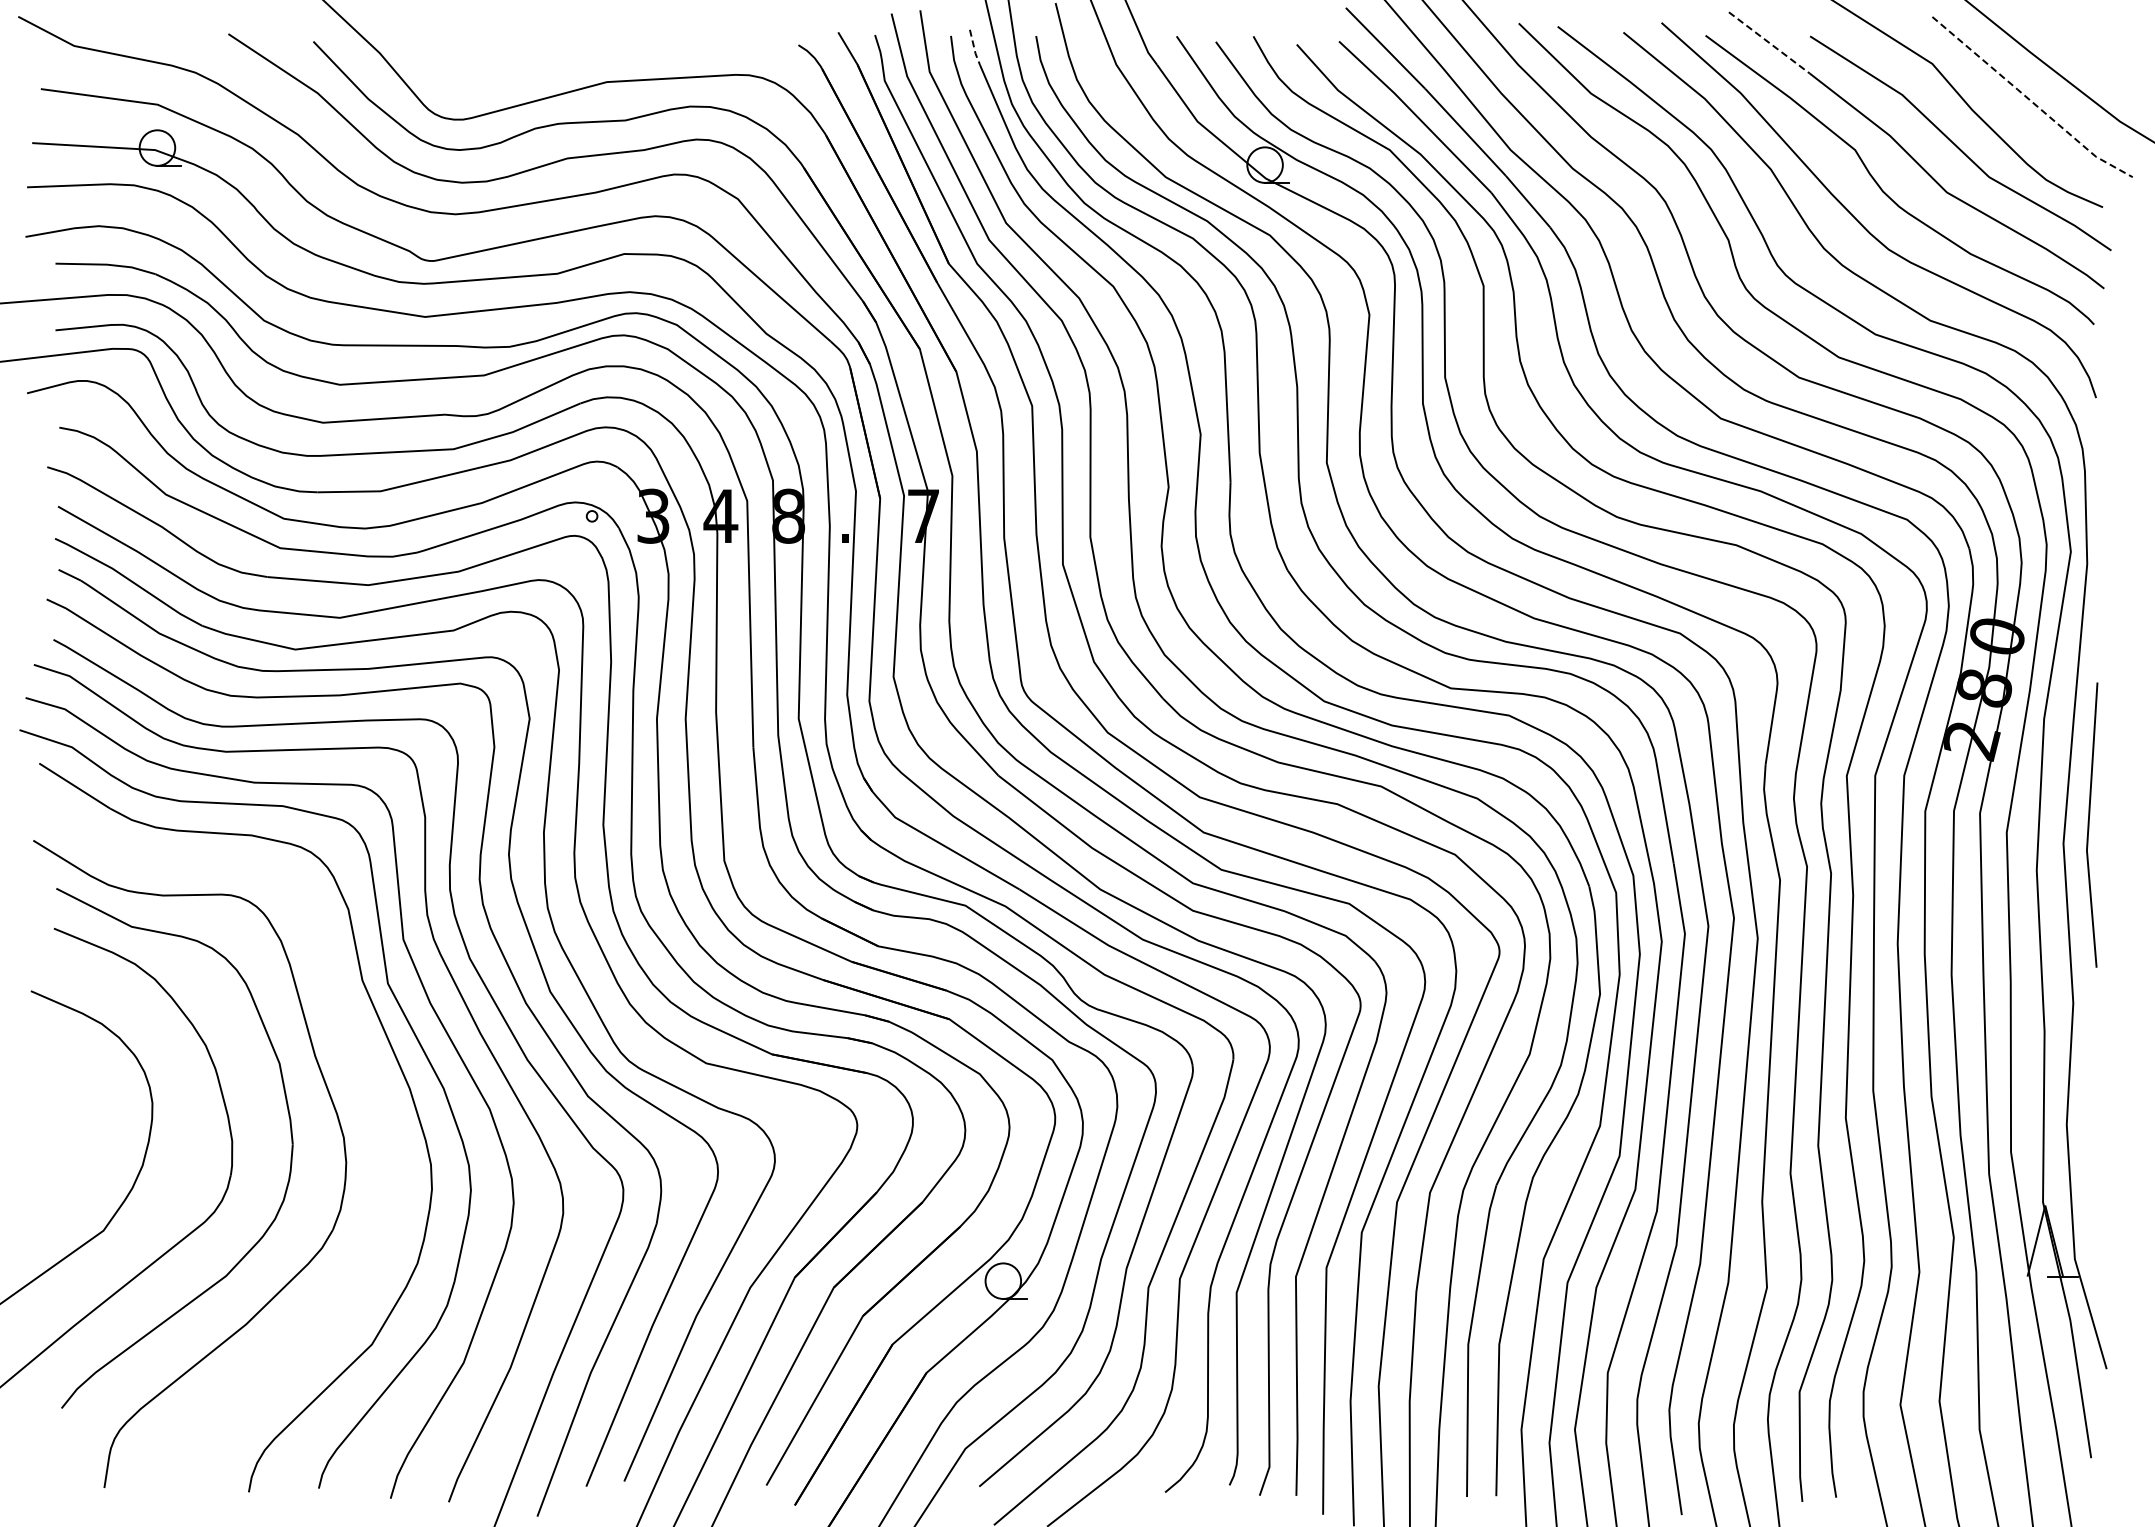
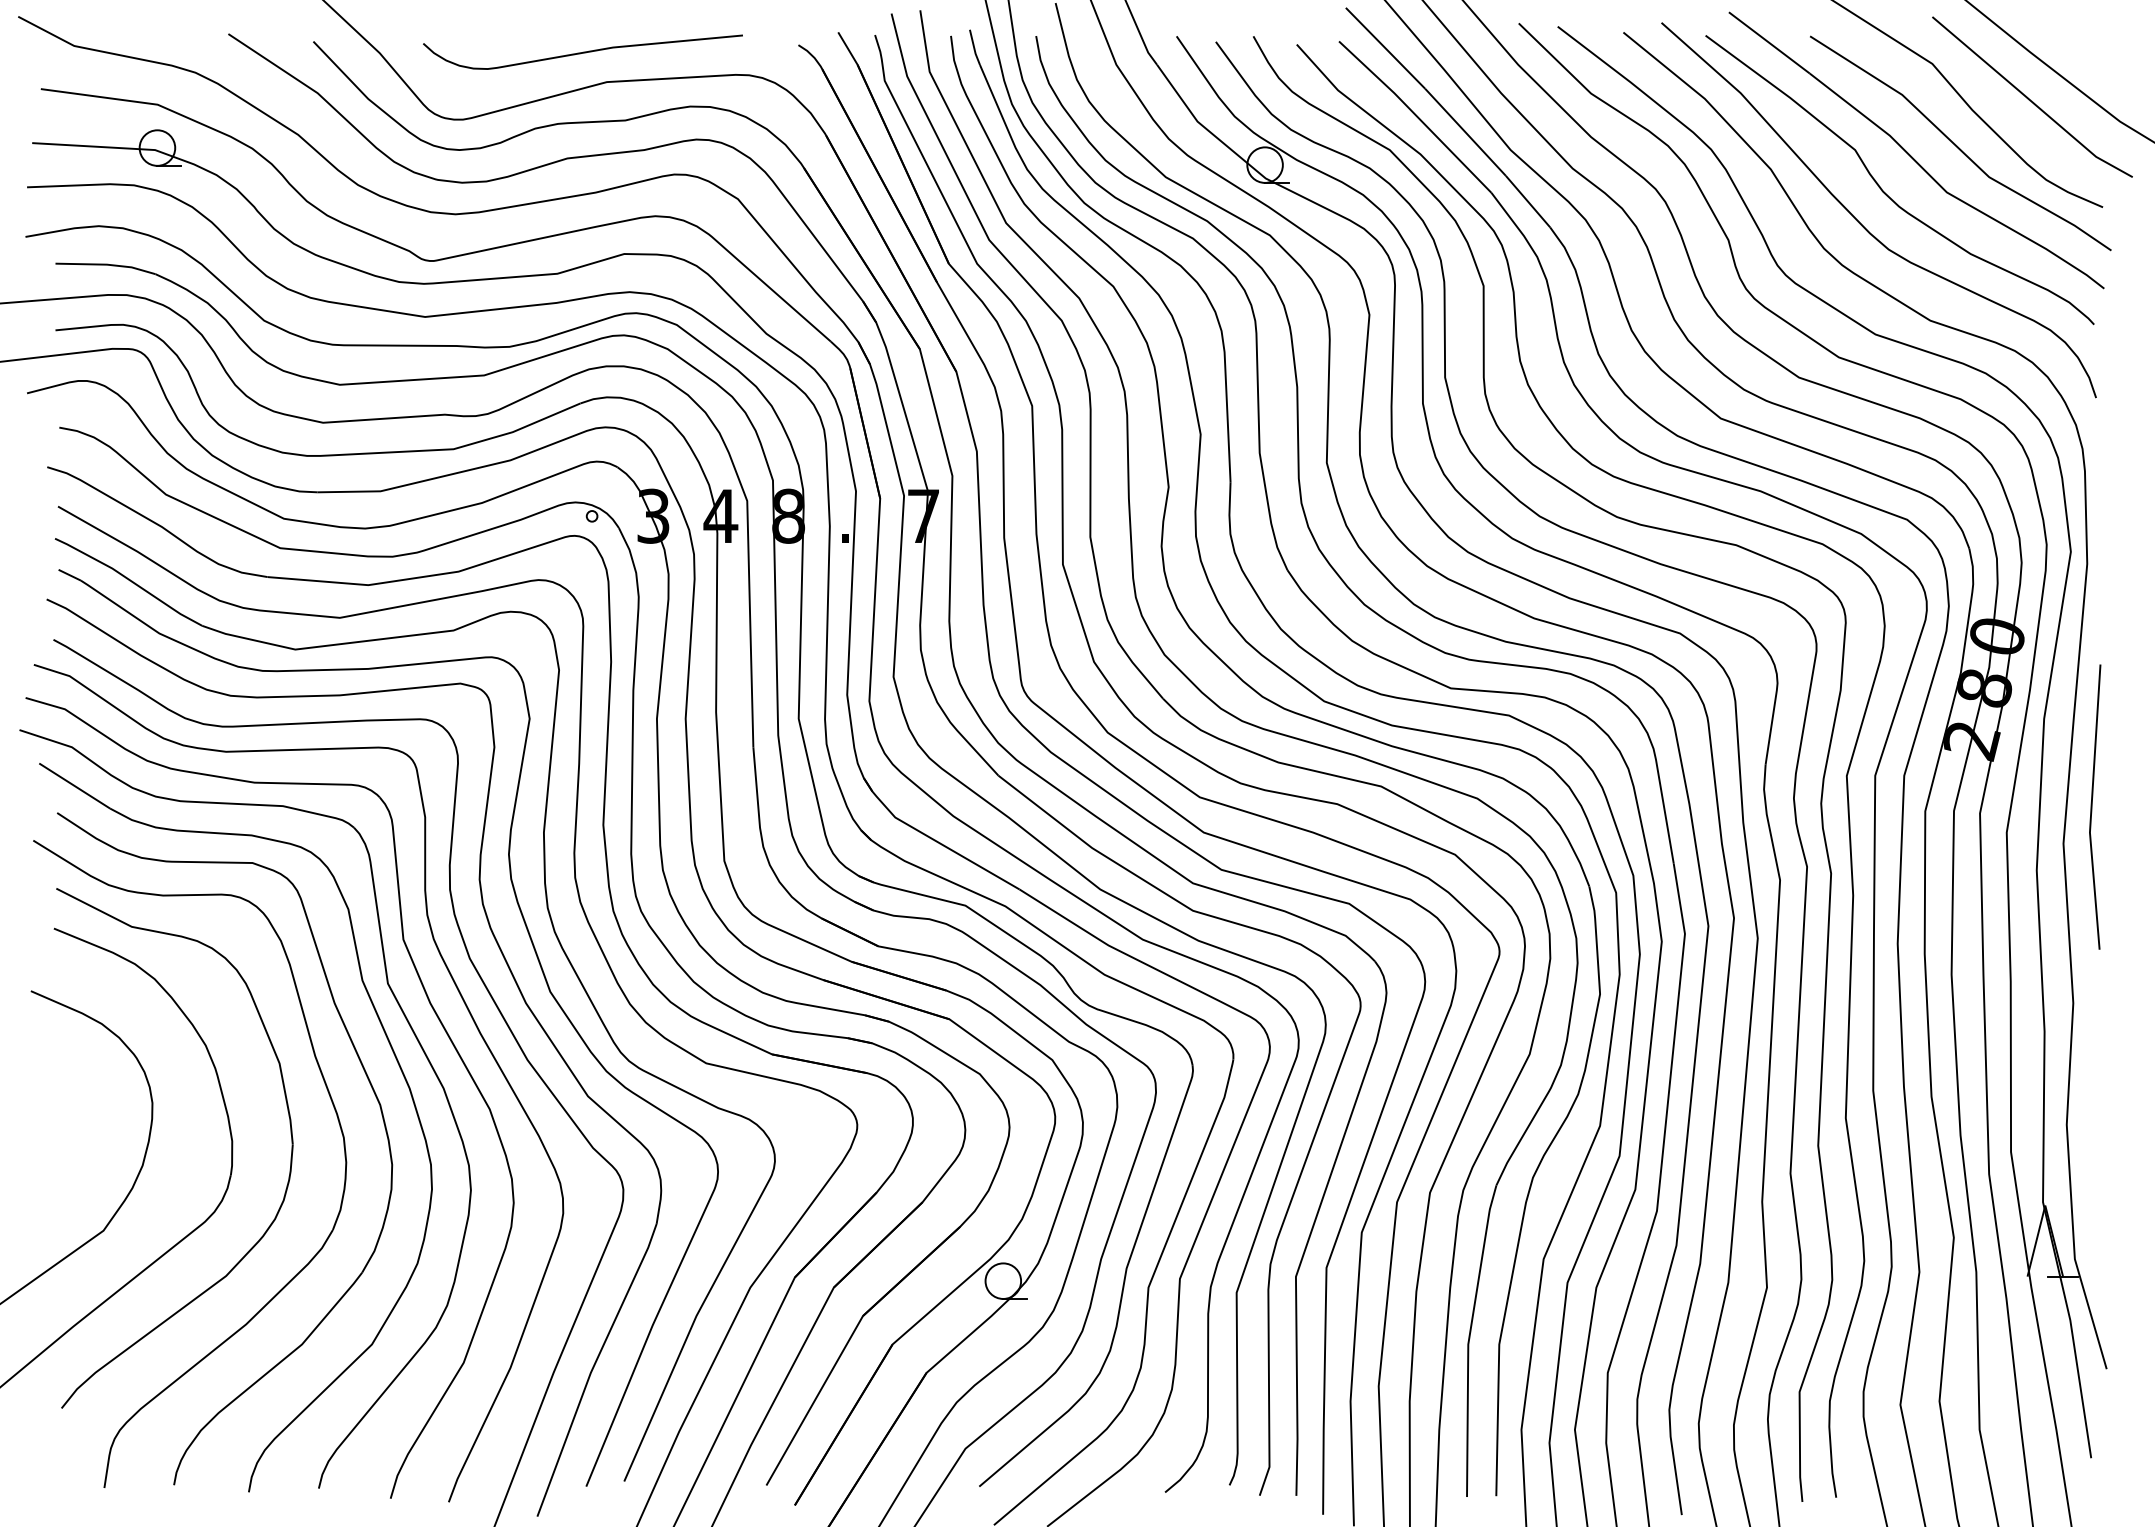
line: dashed -> solid (1769, 42)
line: dashed -> solid (974, 49)
curve: none -> present (583, 51)
line: dashed -> solid (2030, 100)
line position: (2089, 824) -> (2092, 806) (2092, 806)
part: none -> present (371, 1088)
